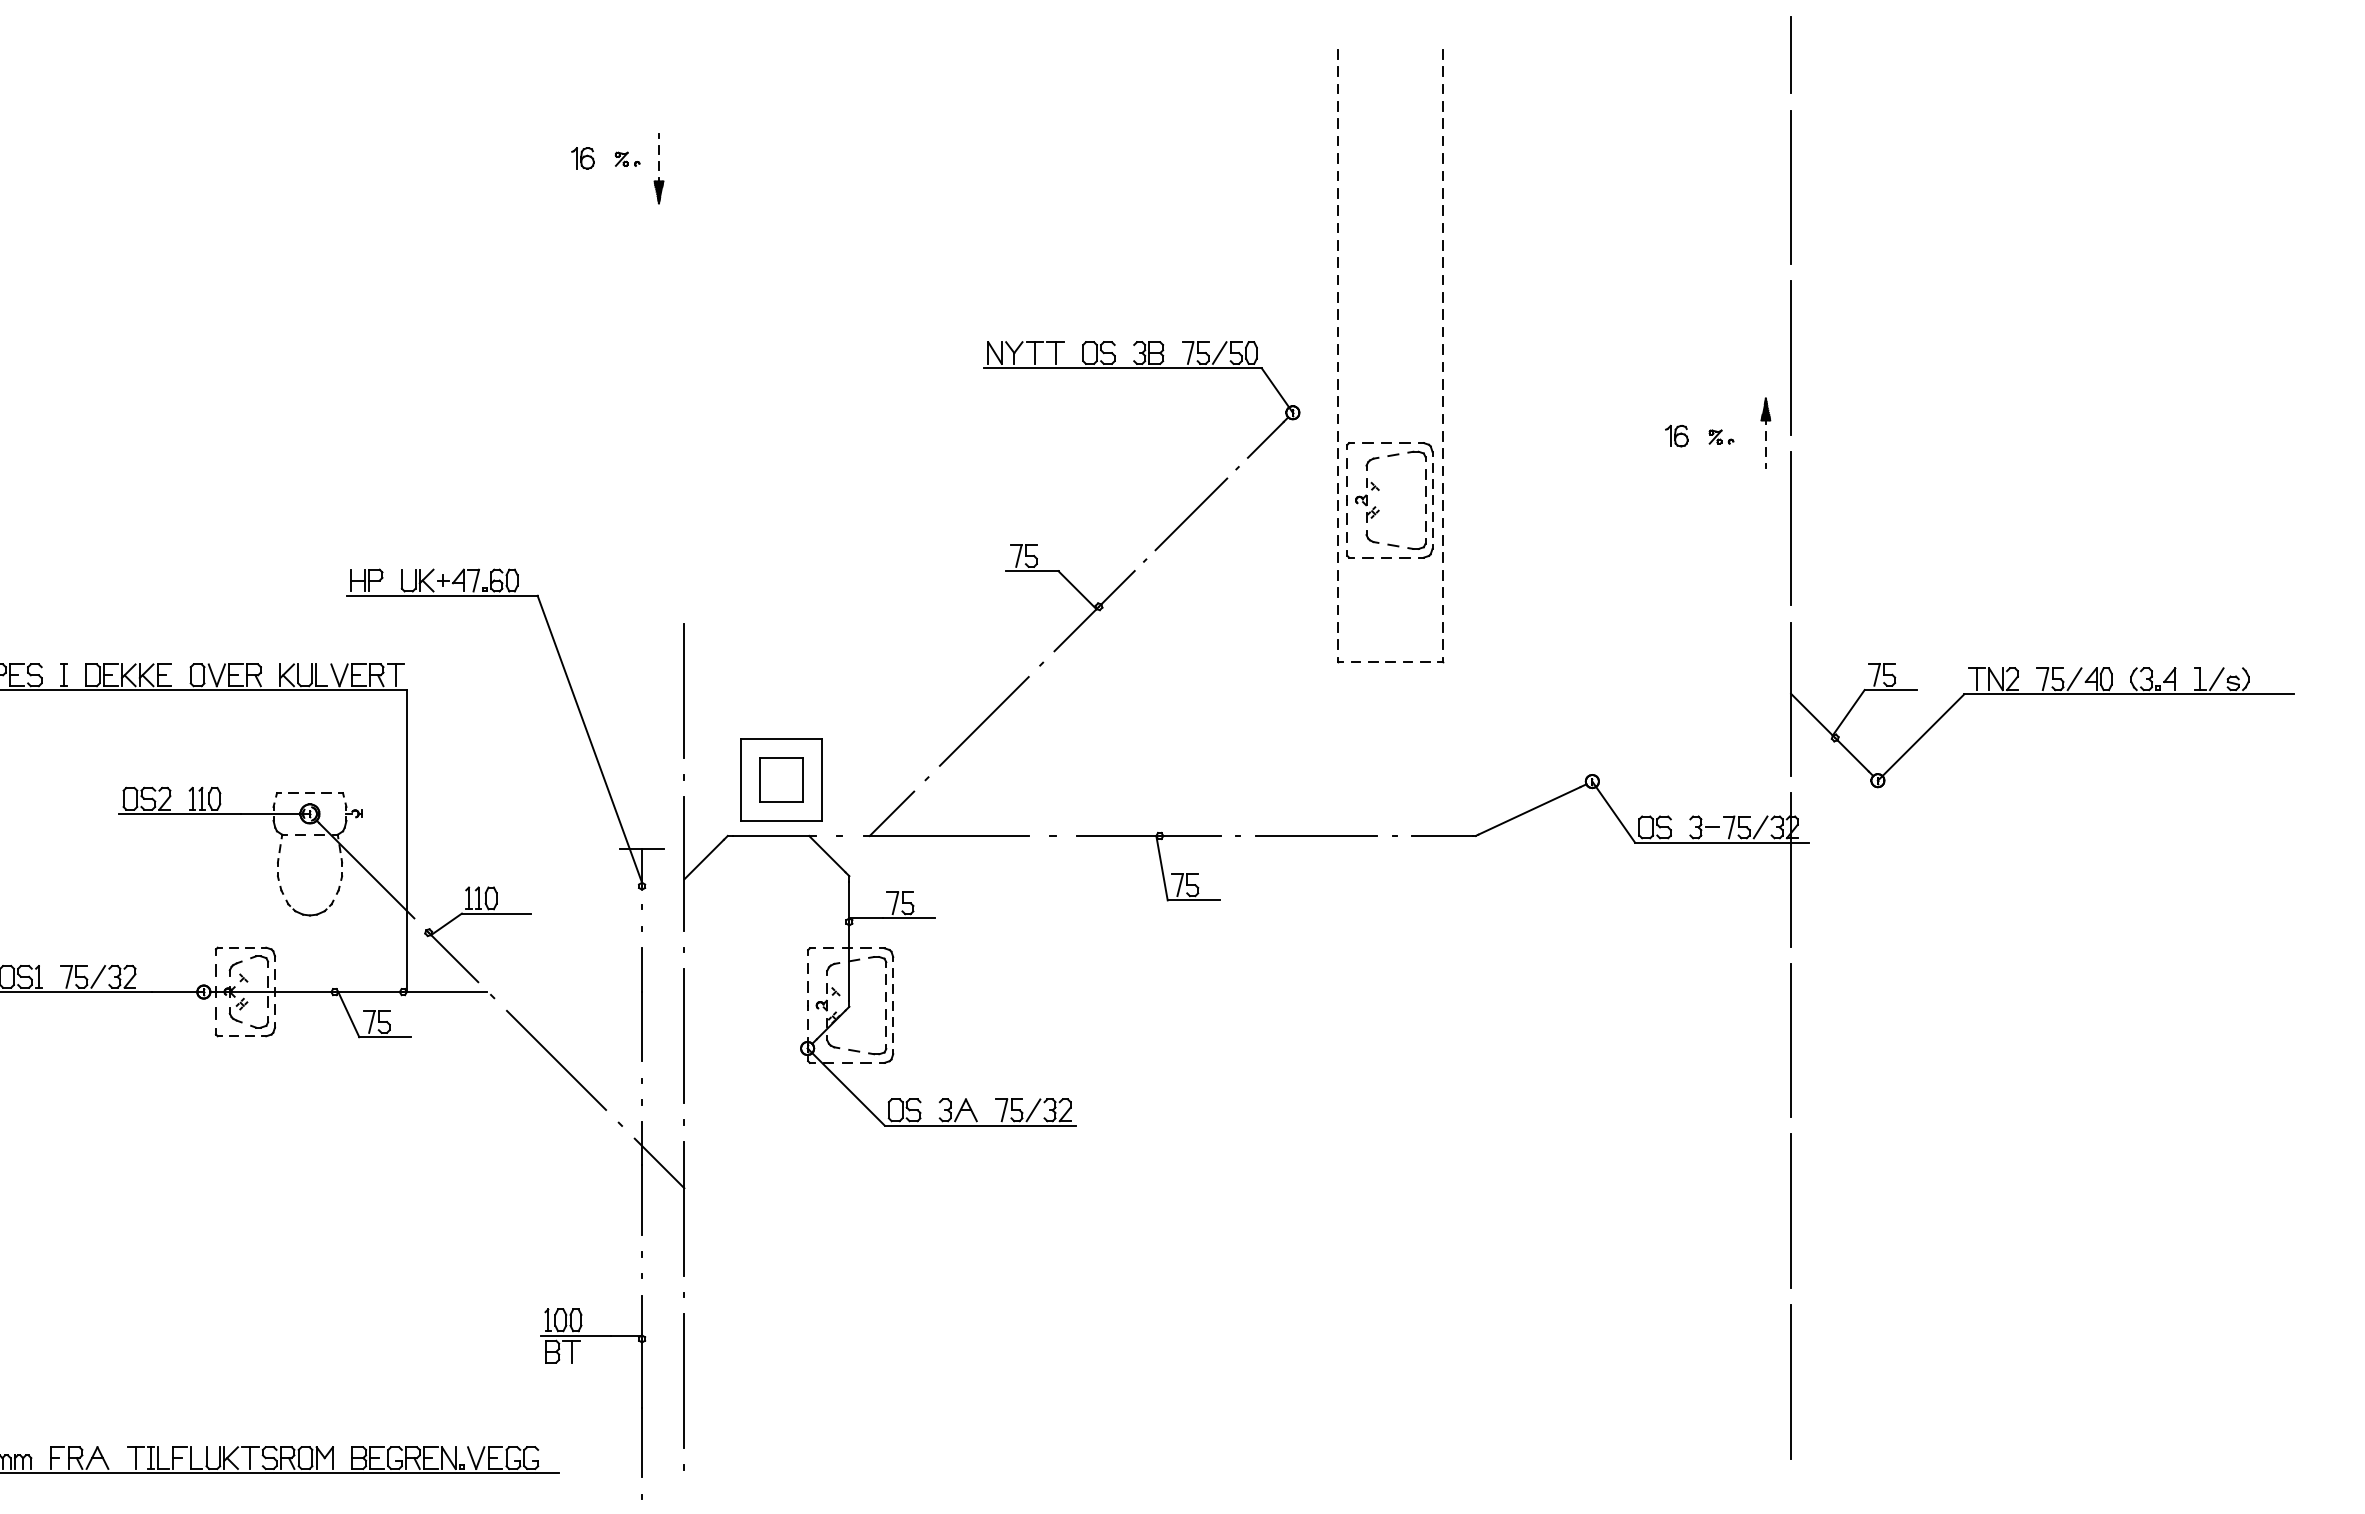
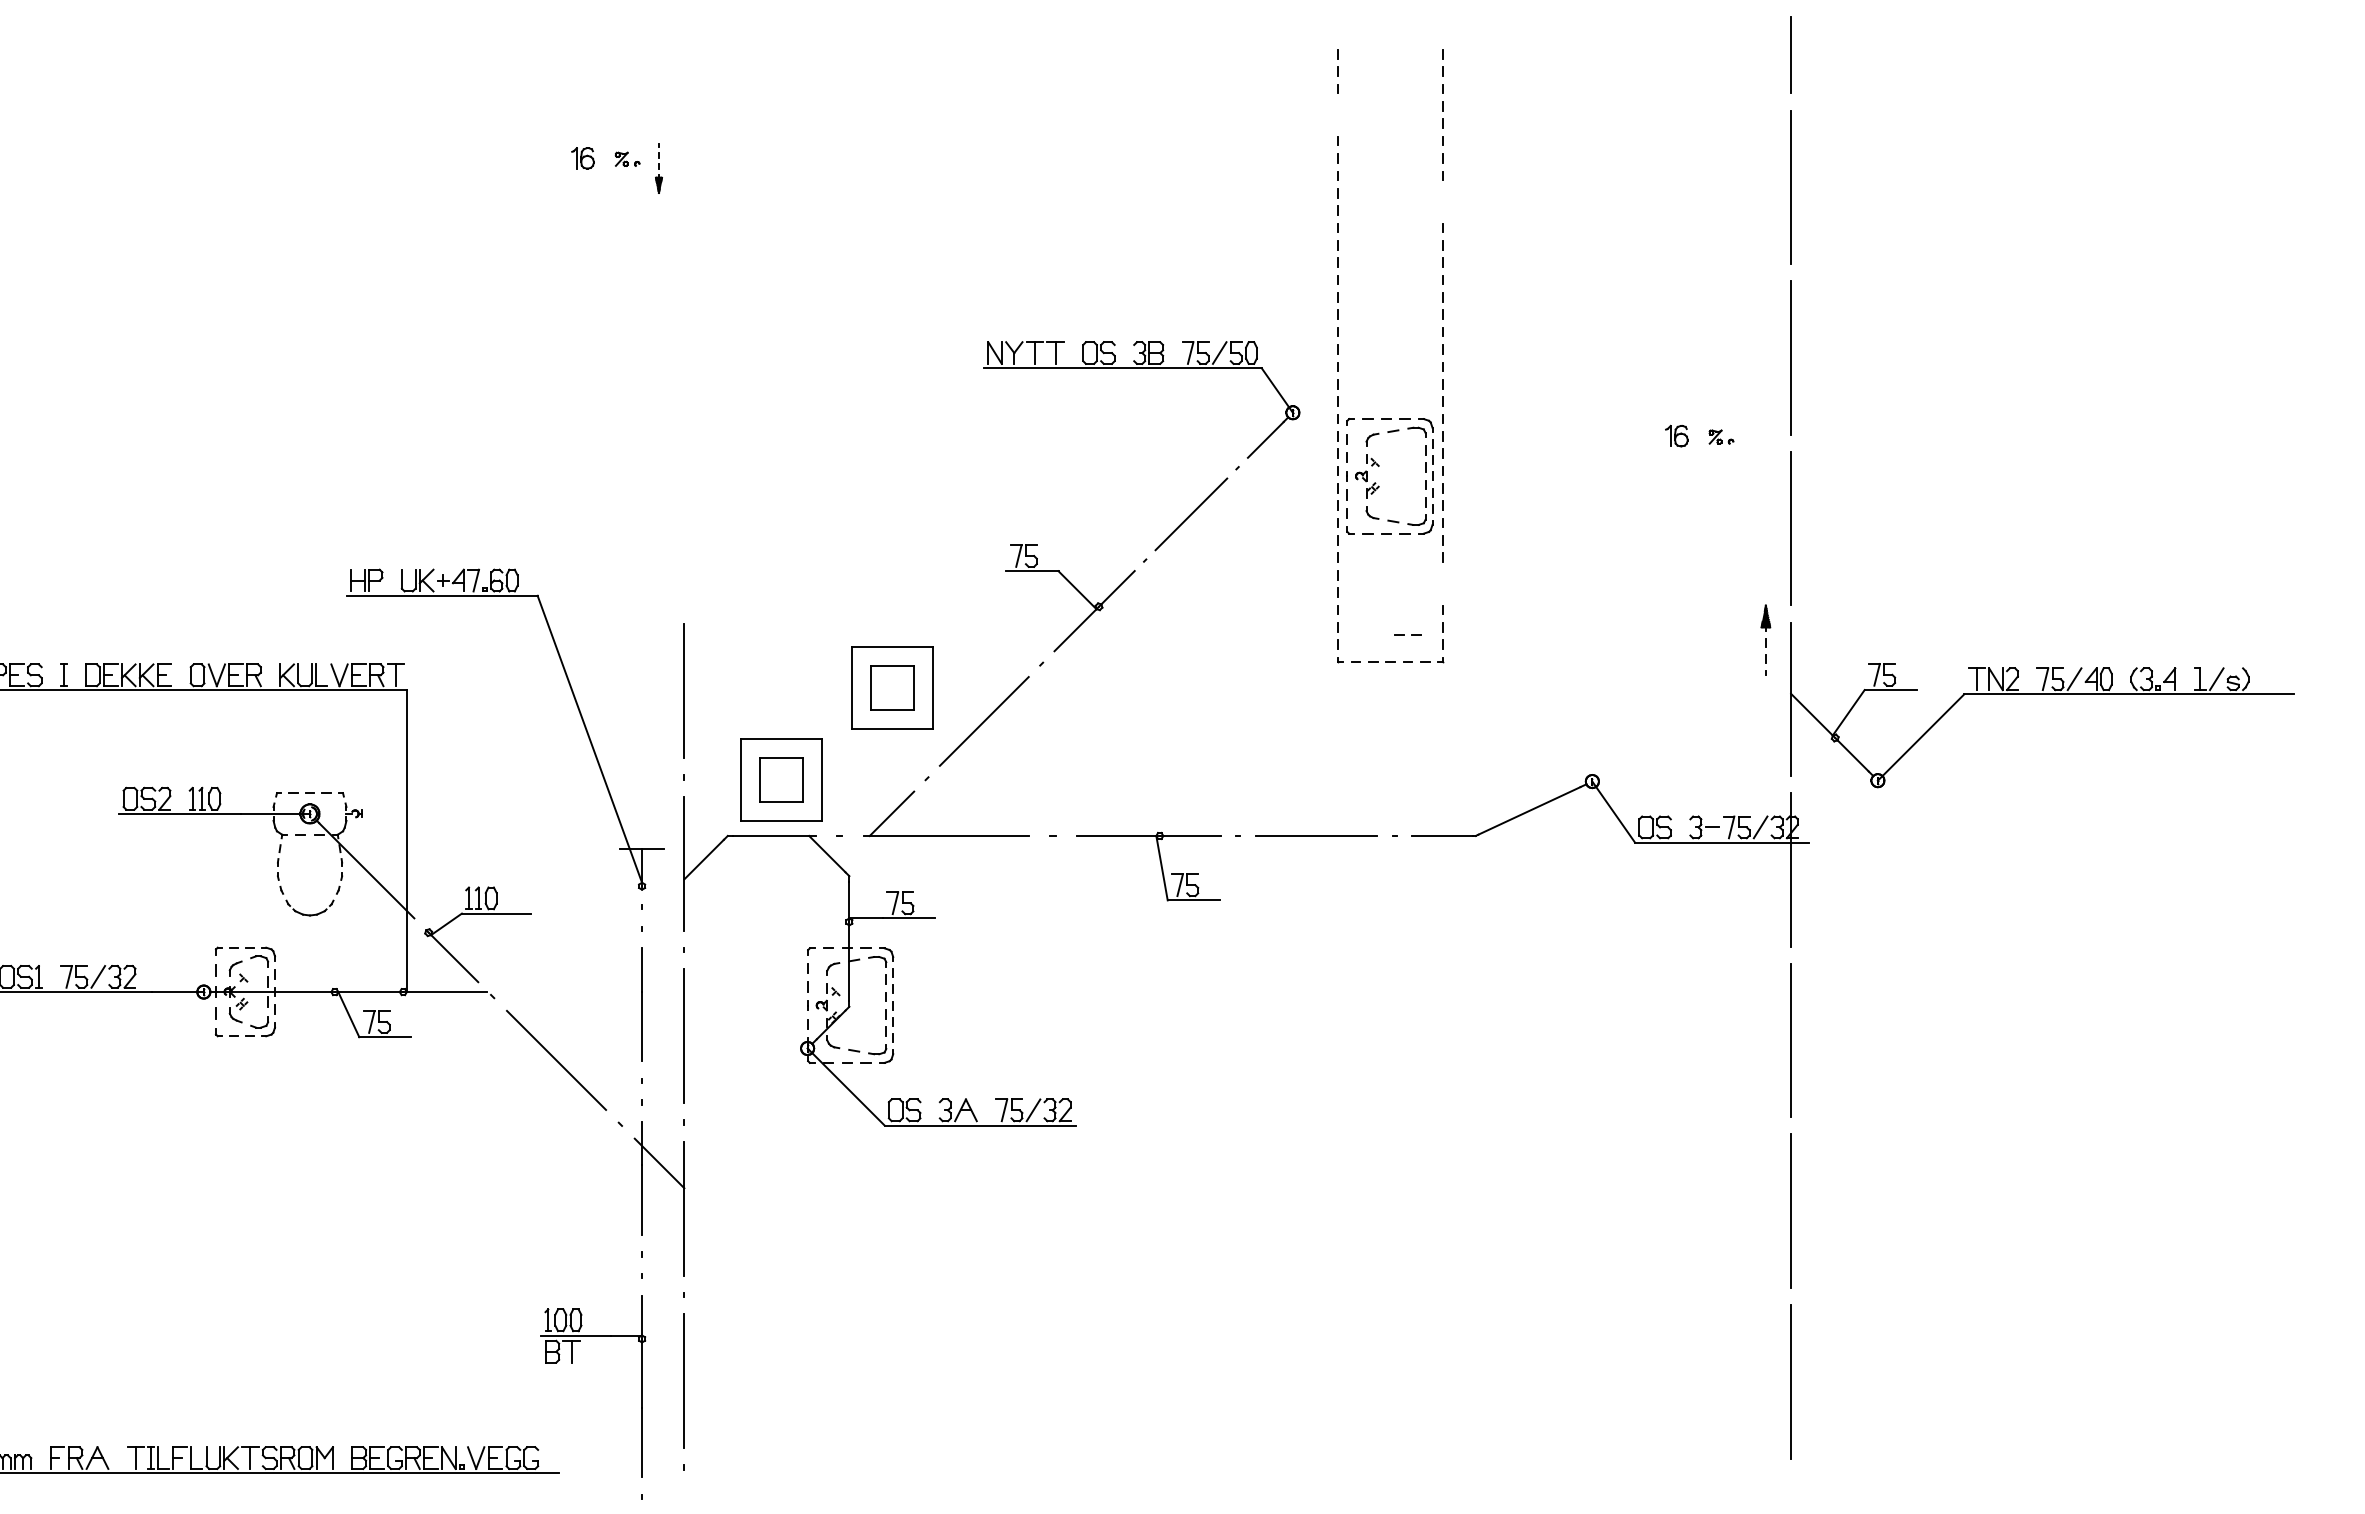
line: present -> none (1337, 111)
part size: 12x72 px -> 8x51 px (658, 168)
line: present -> none (1442, 198)
part position: (1765, 432) -> (1765, 639) (1765, 639)
part position: (1379, 490) -> (1379, 466) (1379, 466)
line: present -> none (1442, 580)
line: none -> present (1404, 634)
part: none -> present (892, 687)
